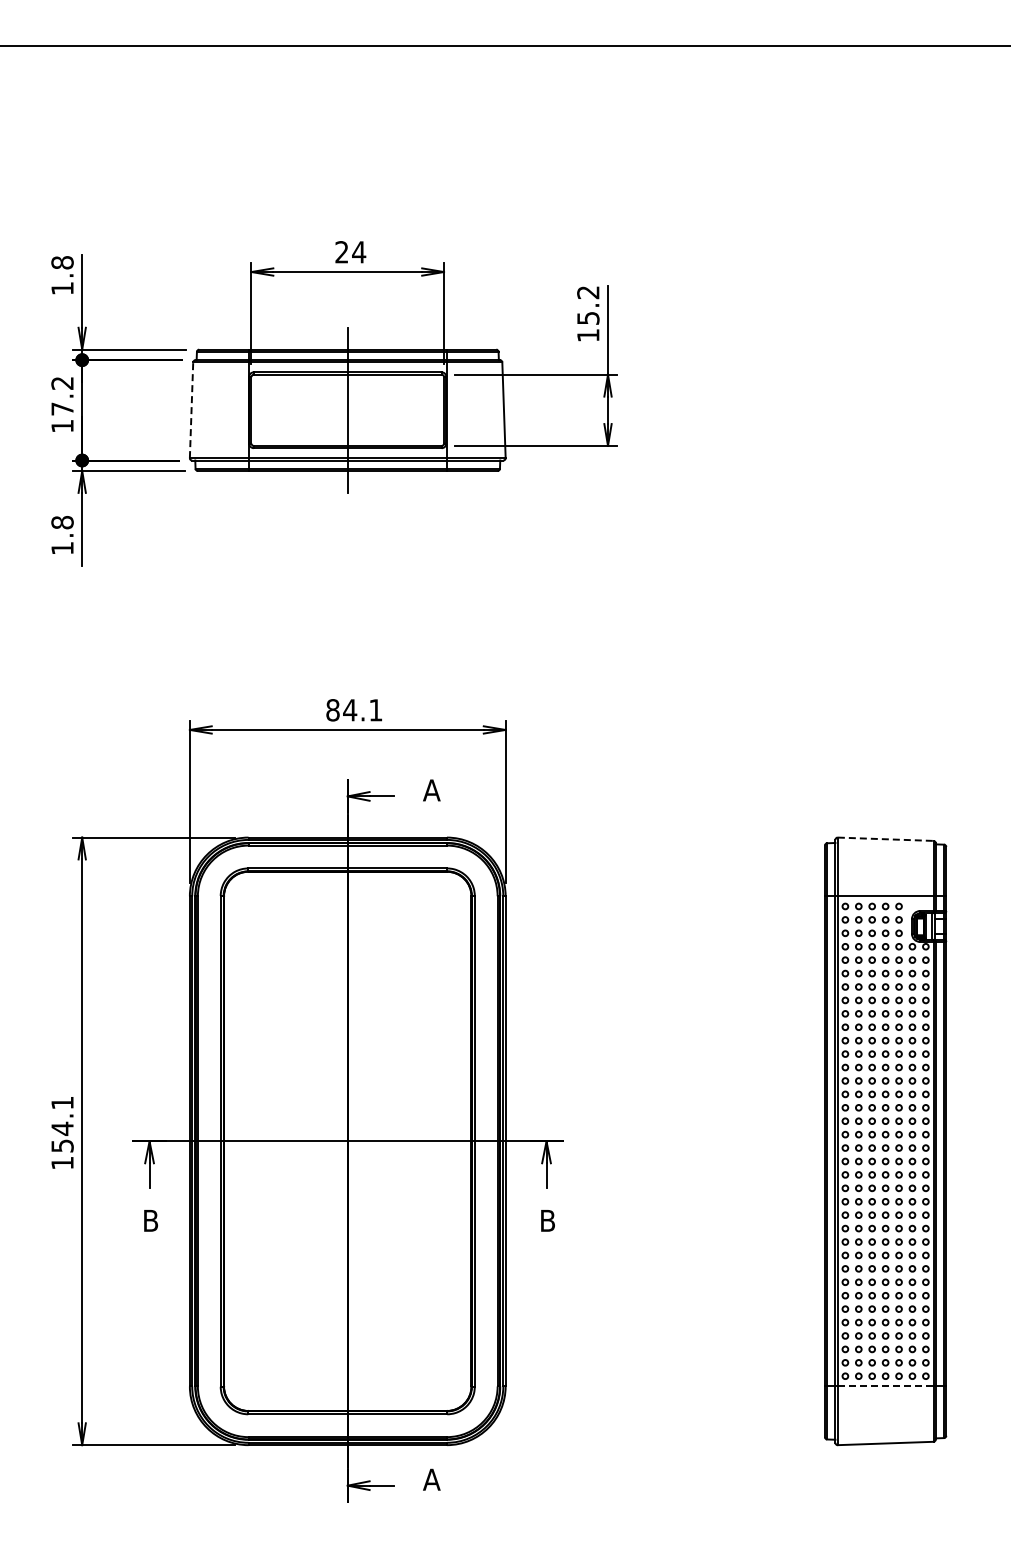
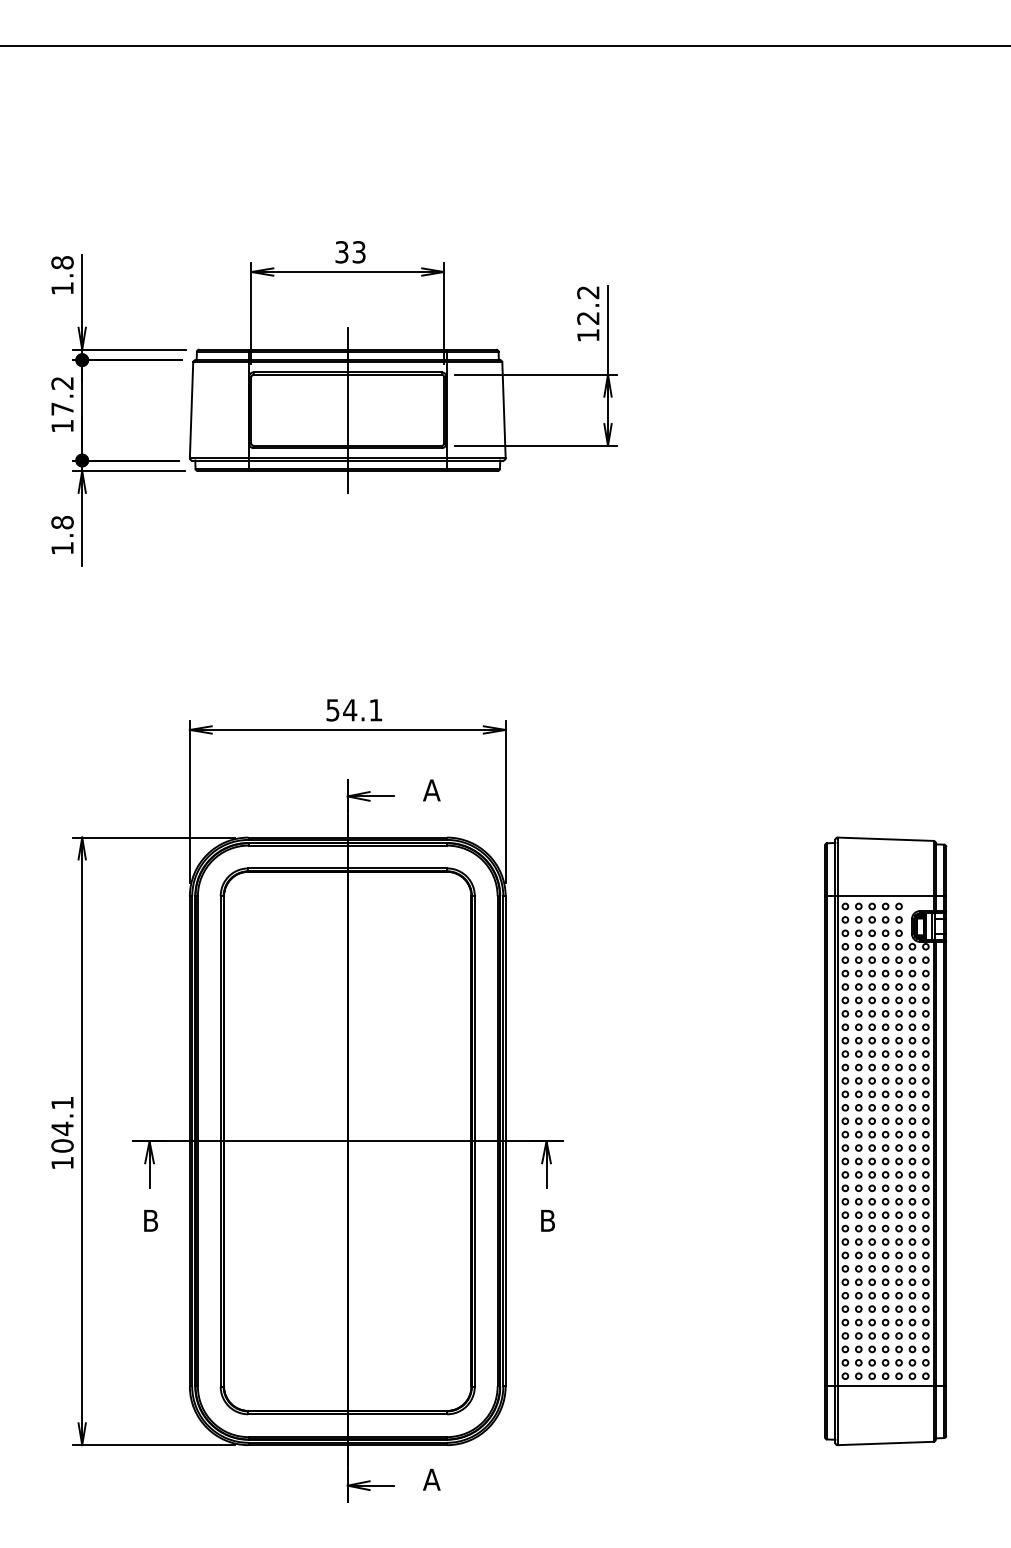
text: 24 -> 33 (350, 252)
text: 15.2 -> 12.2 (588, 318)
line: dashed -> solid (191, 410)
text: 84.1 -> 54.1 (332, 710)
line: dashed -> solid (885, 839)
text: 154.1 -> 104.1 (62, 1145)
line: dashed -> solid (885, 1386)
